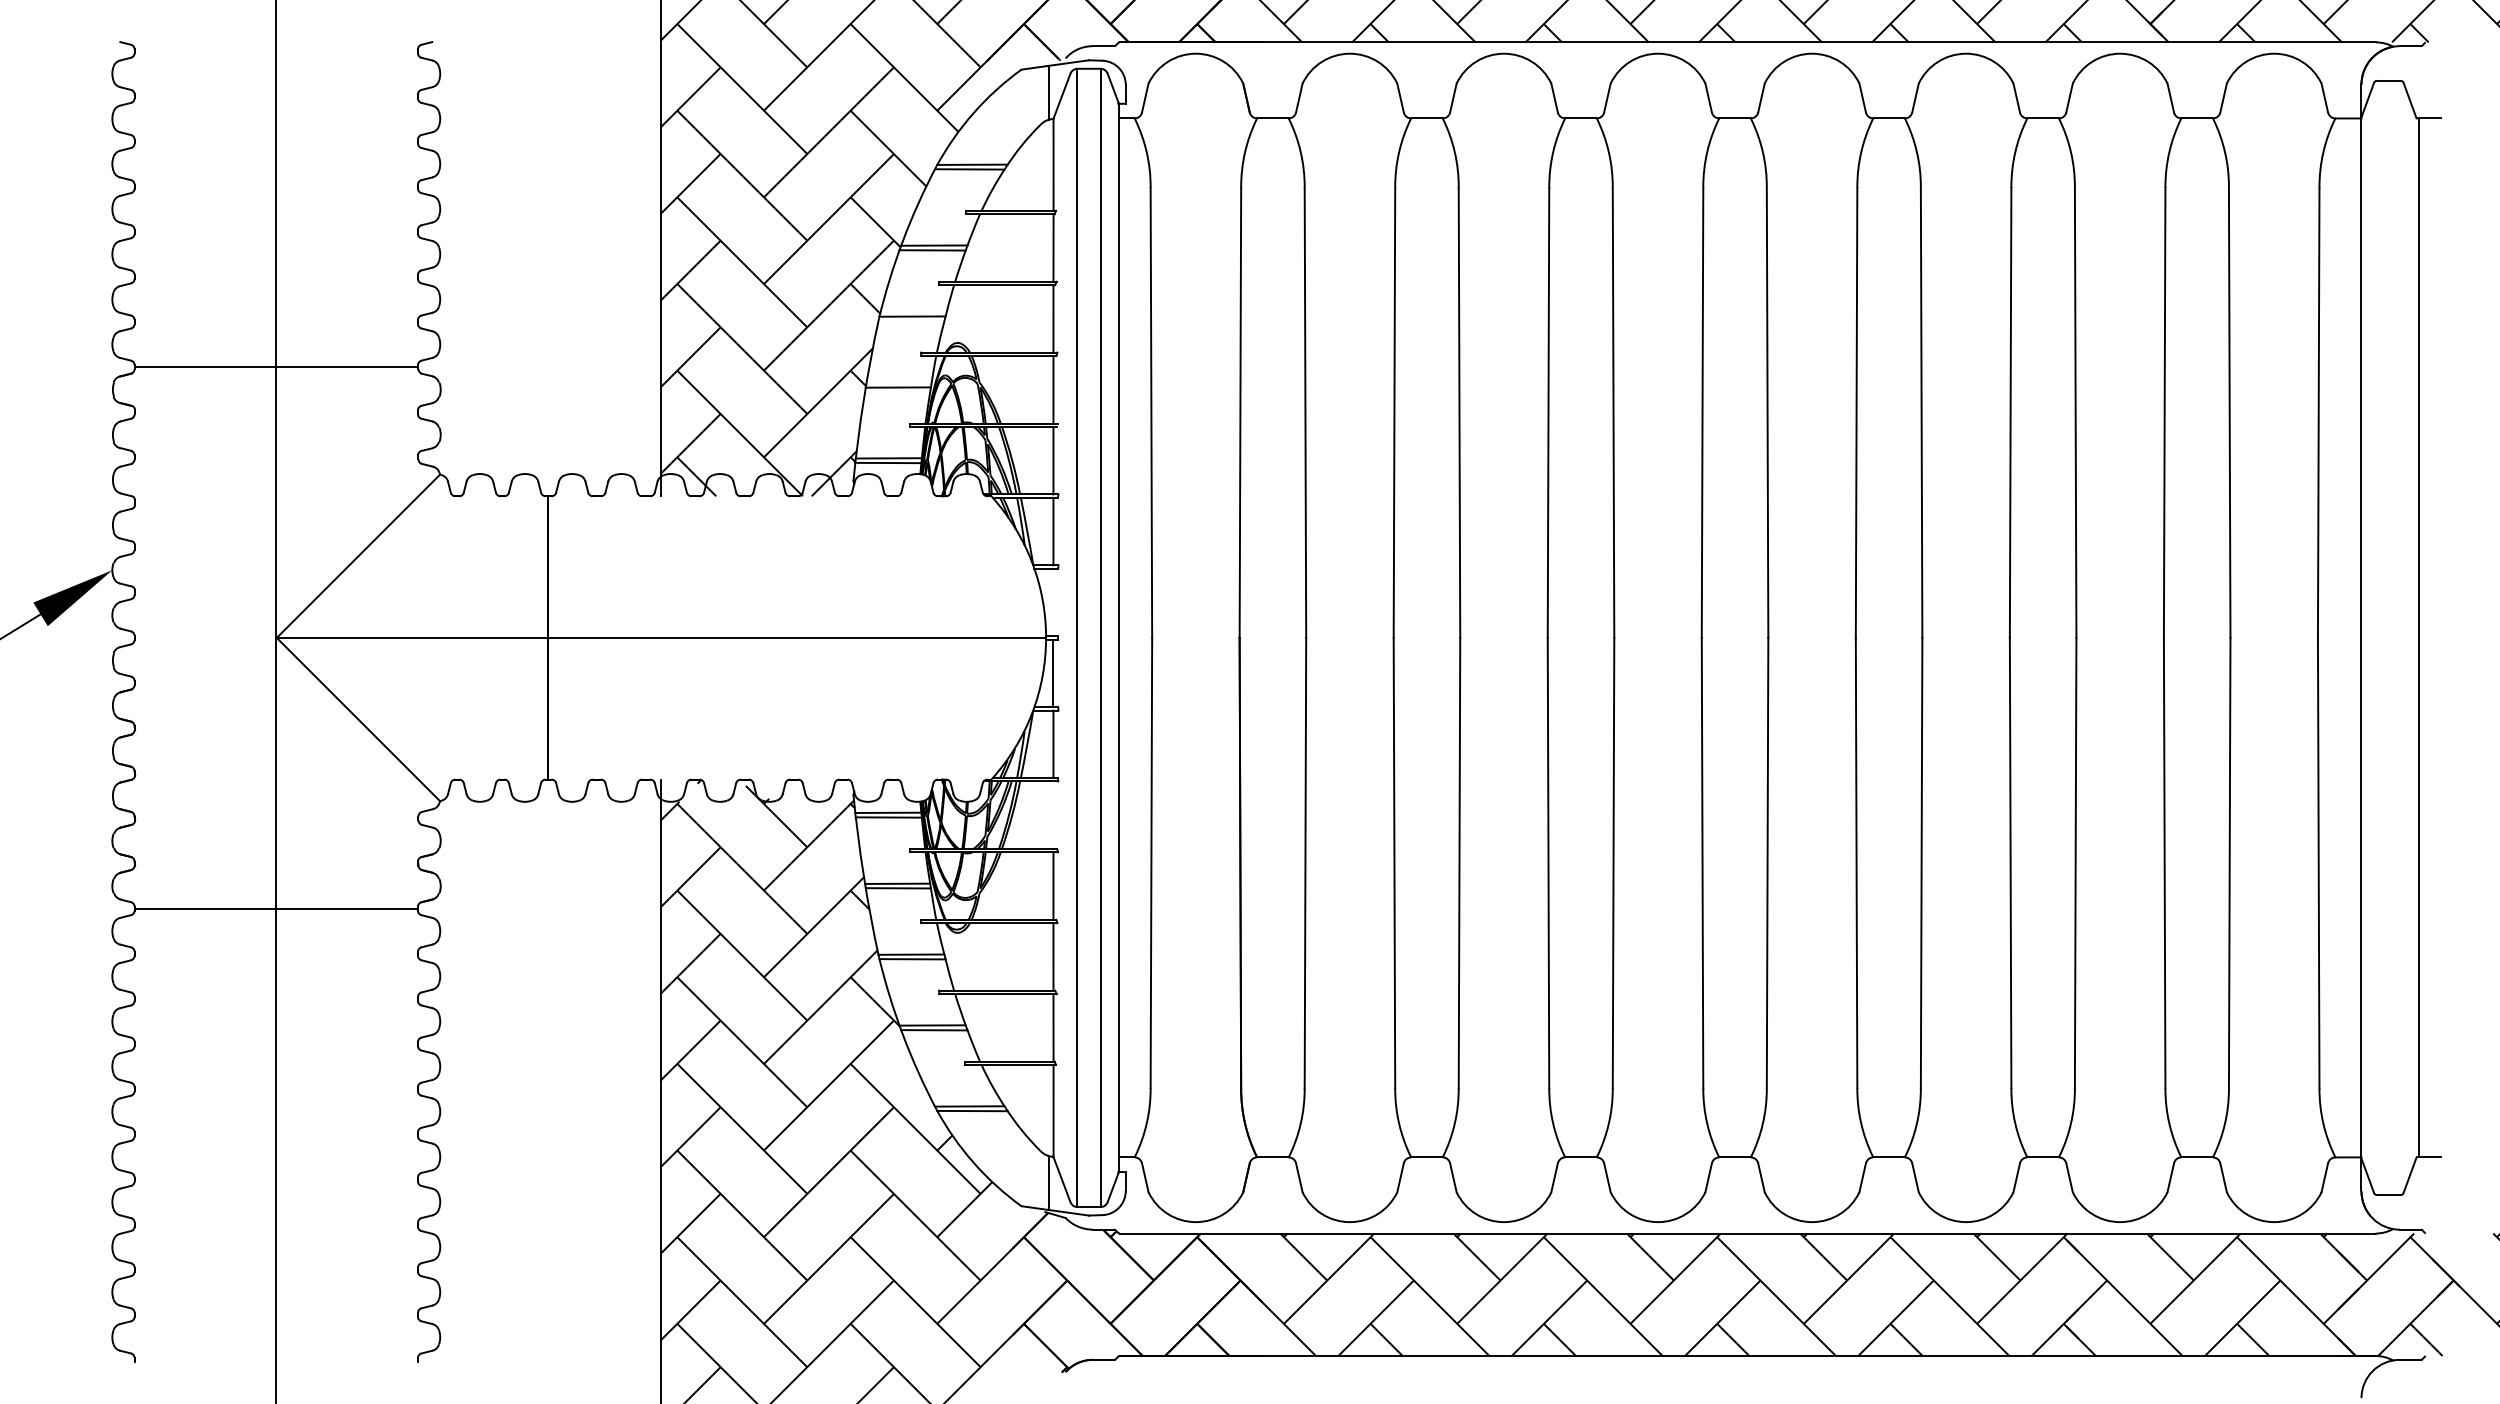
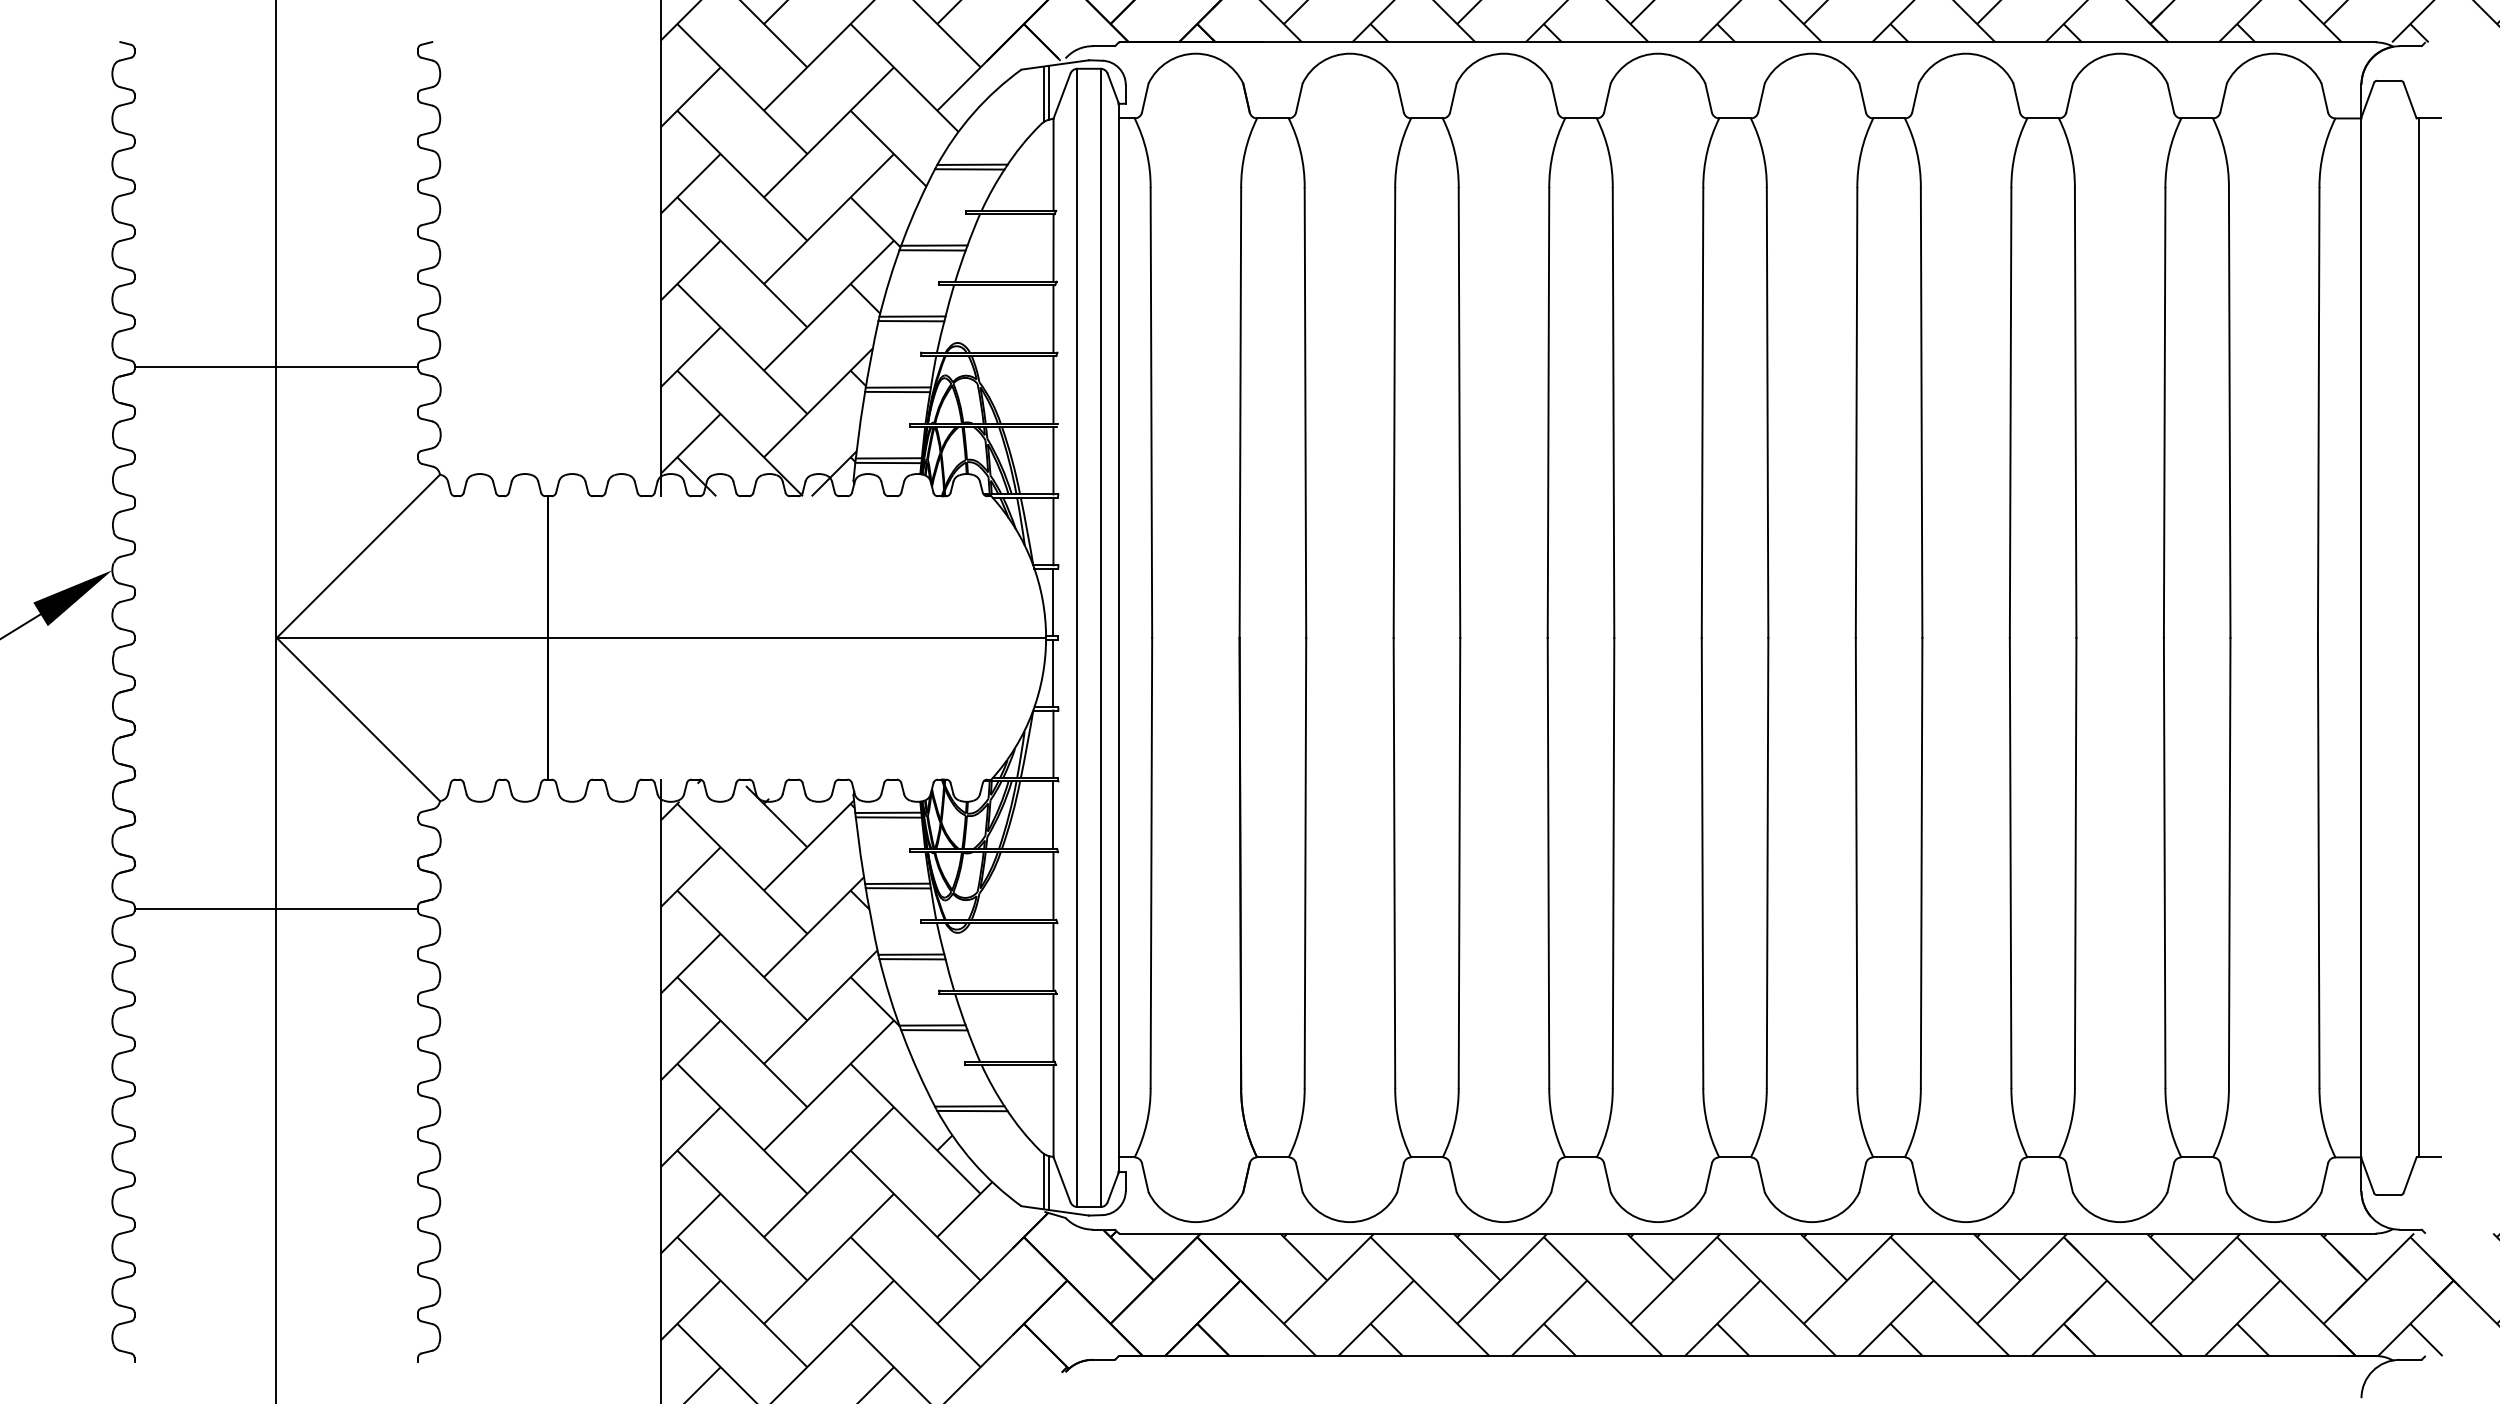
line: none -> present (1043, 94)
line: none -> present (911, 321)
line: none -> present (897, 391)
line: none -> present (1053, 602)
line: none -> present (1053, 814)
line: none -> present (1043, 1181)
